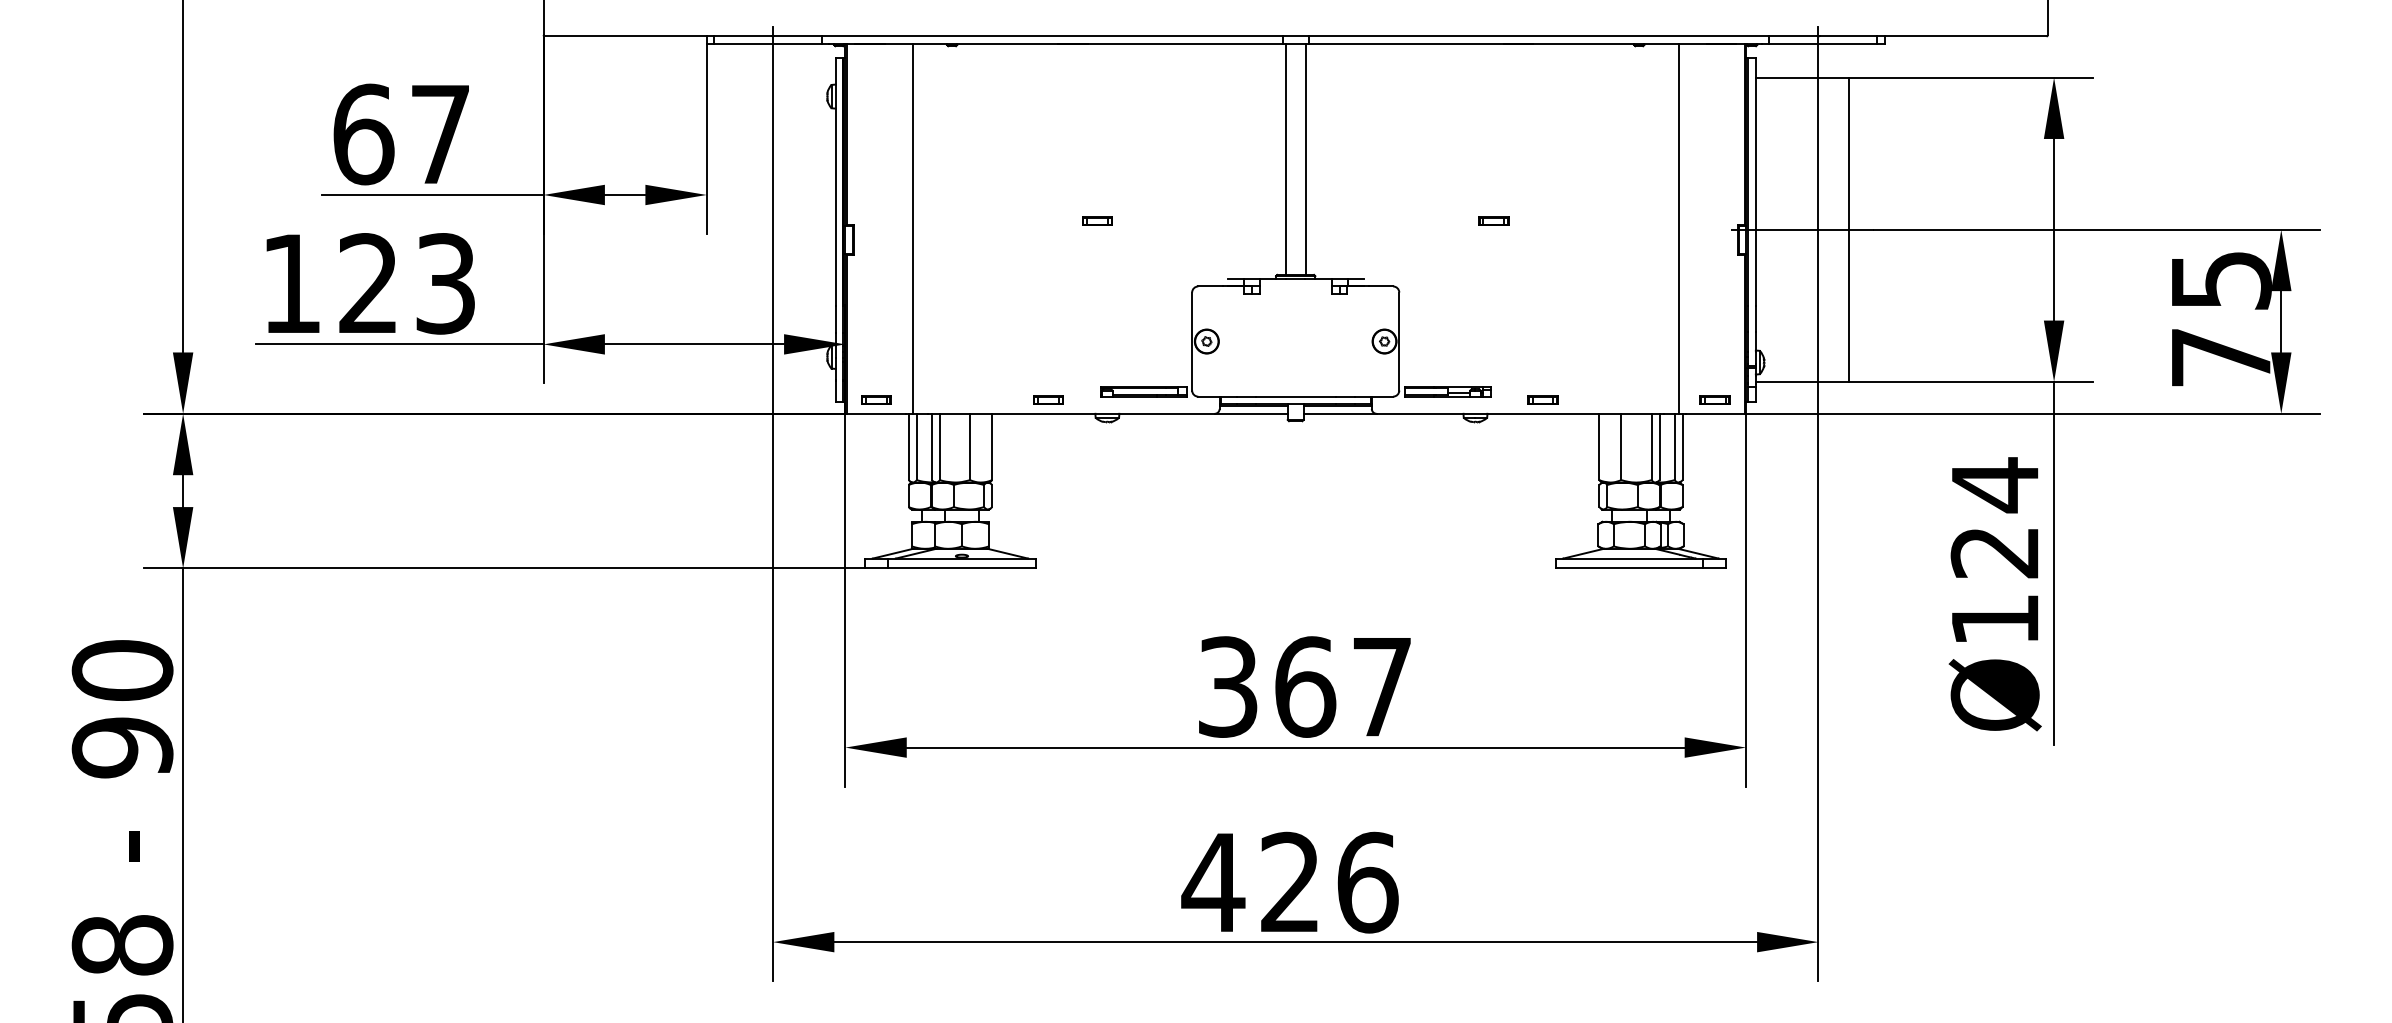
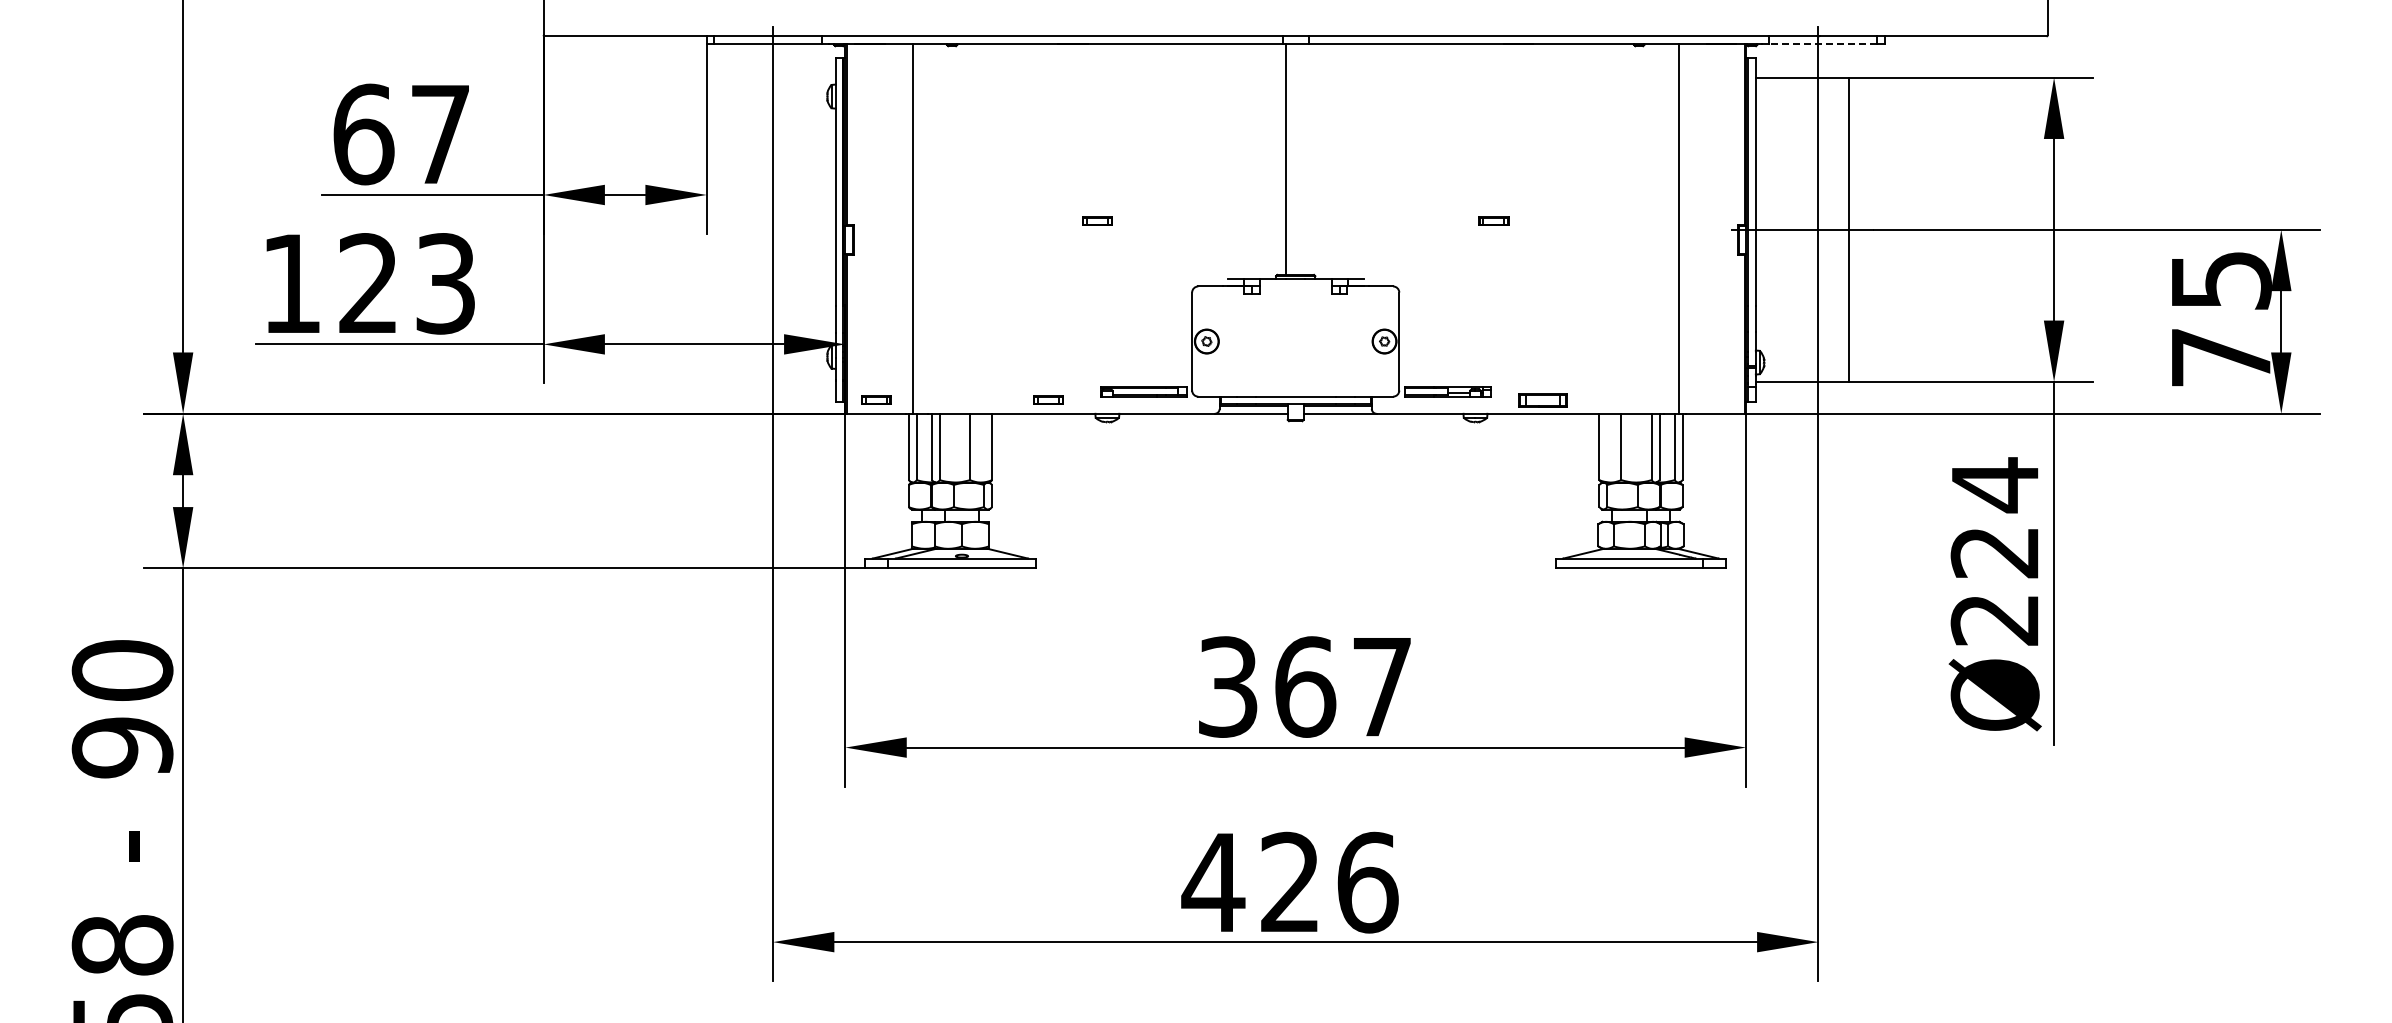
line: solid -> dashed (1823, 43)
line: present -> none (1305, 158)
part size: 32x10 px -> 50x15 px (1542, 400)
part: present -> none (1714, 399)
text: Ø124 -> Ø224 (1994, 620)
